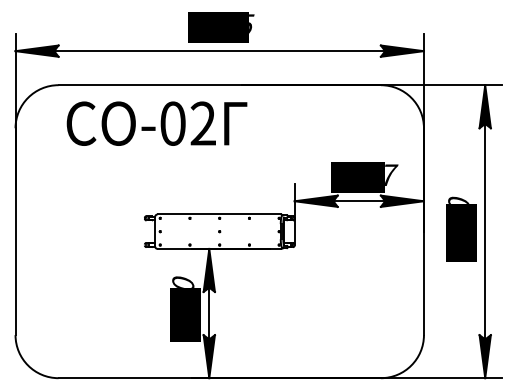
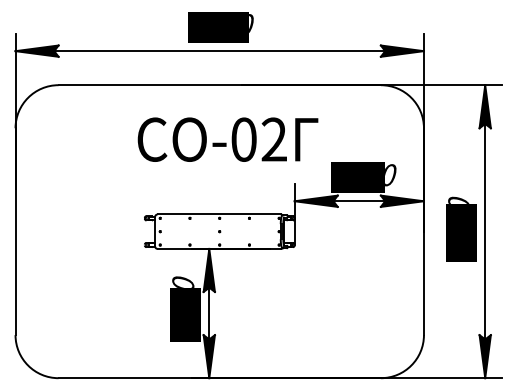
text: 4055 -> 4740 (251, 23)
text position: (156, 123) -> (227, 139) (227, 139)
text: 1317 -> 1500 (391, 175)
